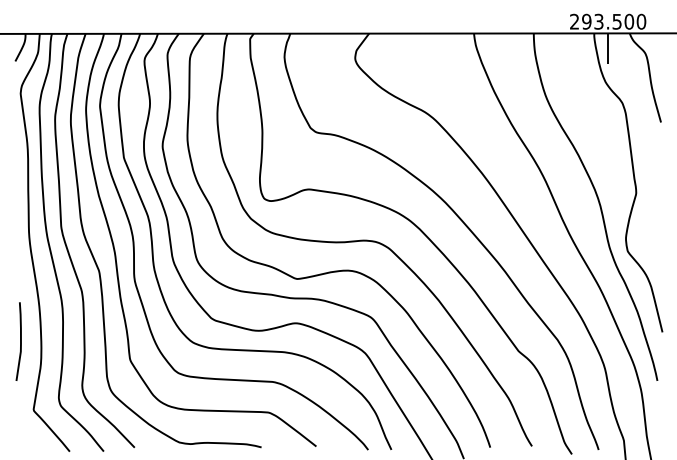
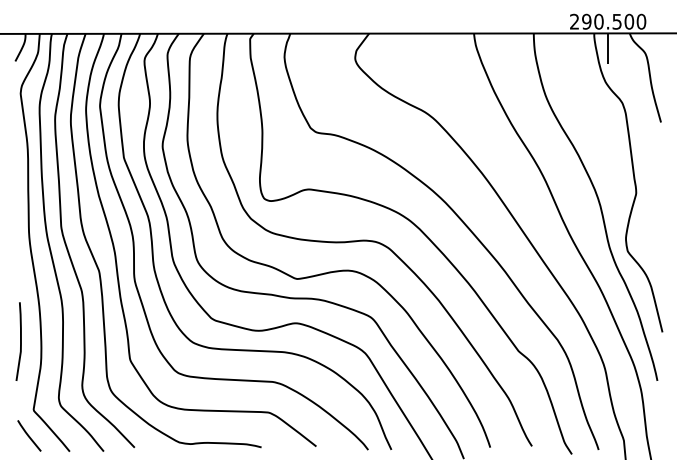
text: 293.500 -> 290.500 (598, 21)
line: none -> present (29, 435)
